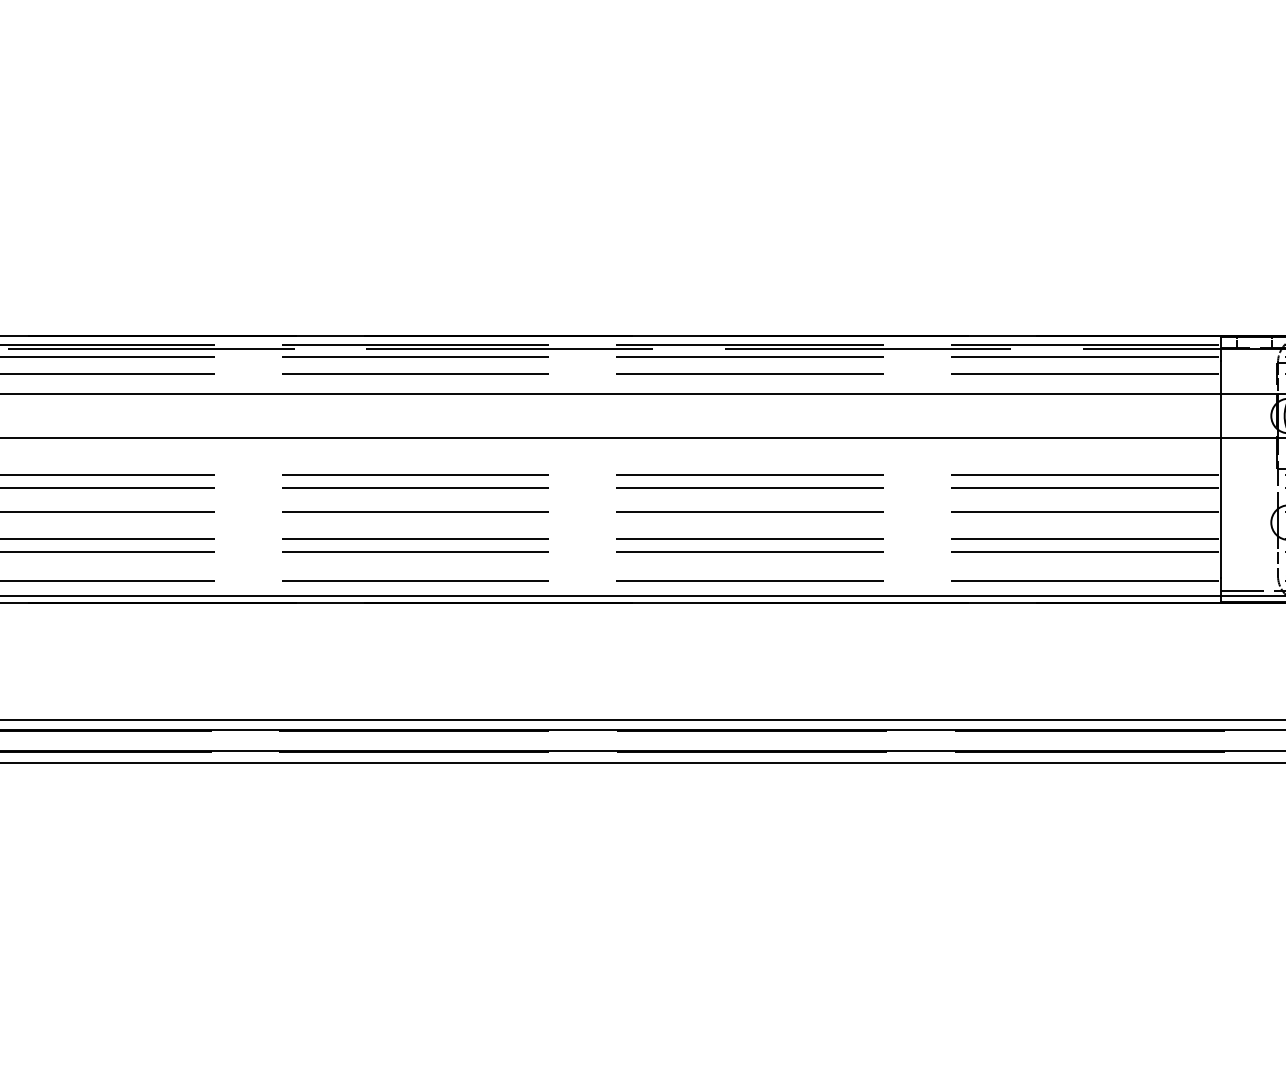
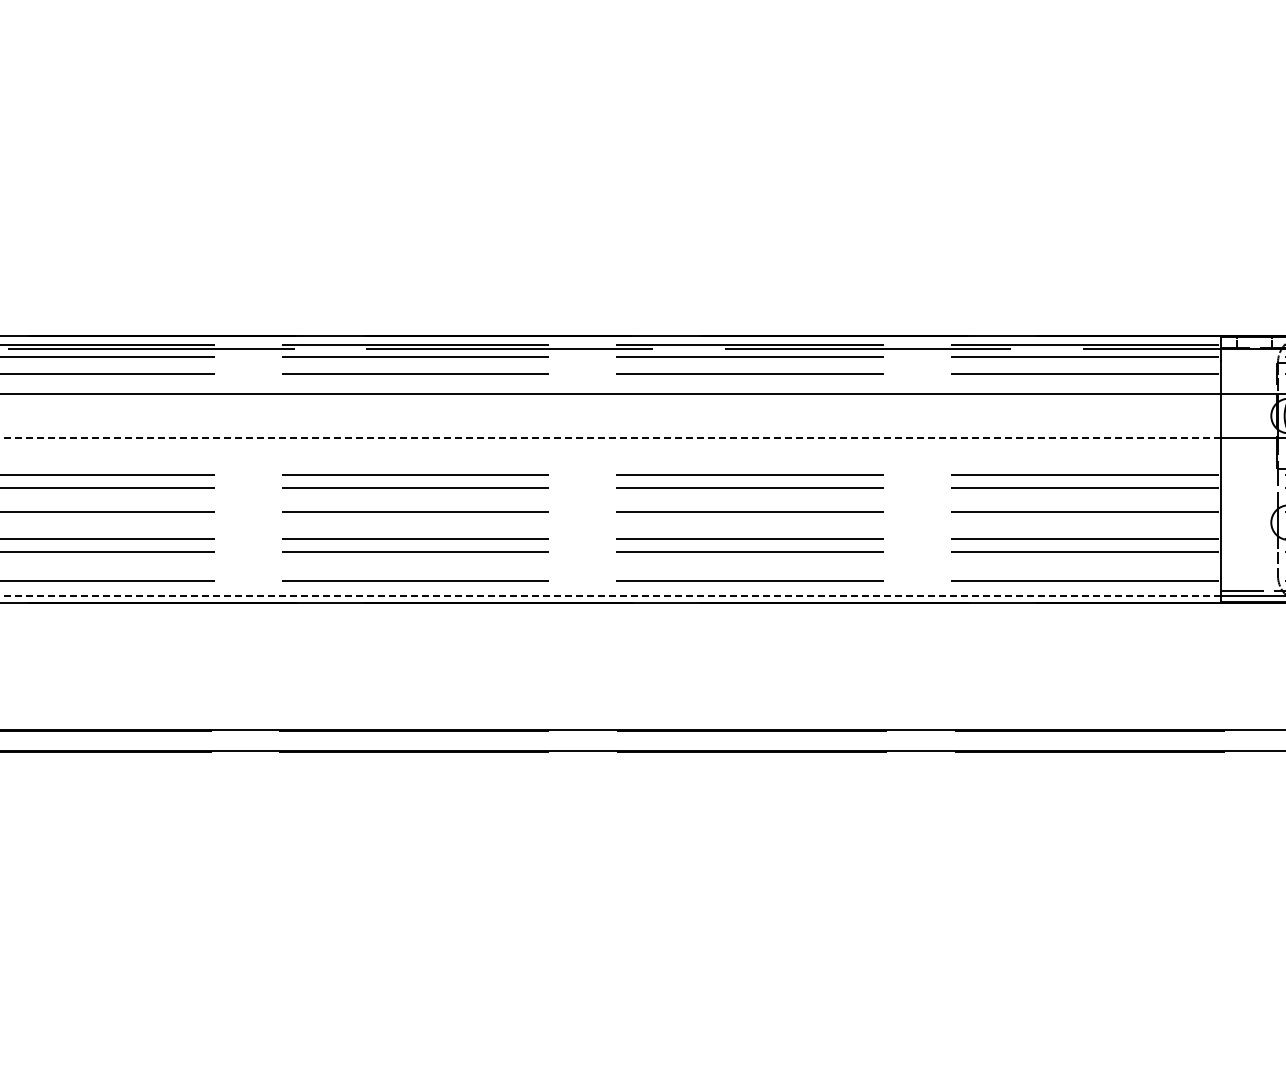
line: solid -> dashed (609, 437)
line: solid -> dashed (609, 595)
line: present -> none (642, 719)
line: present -> none (642, 762)
